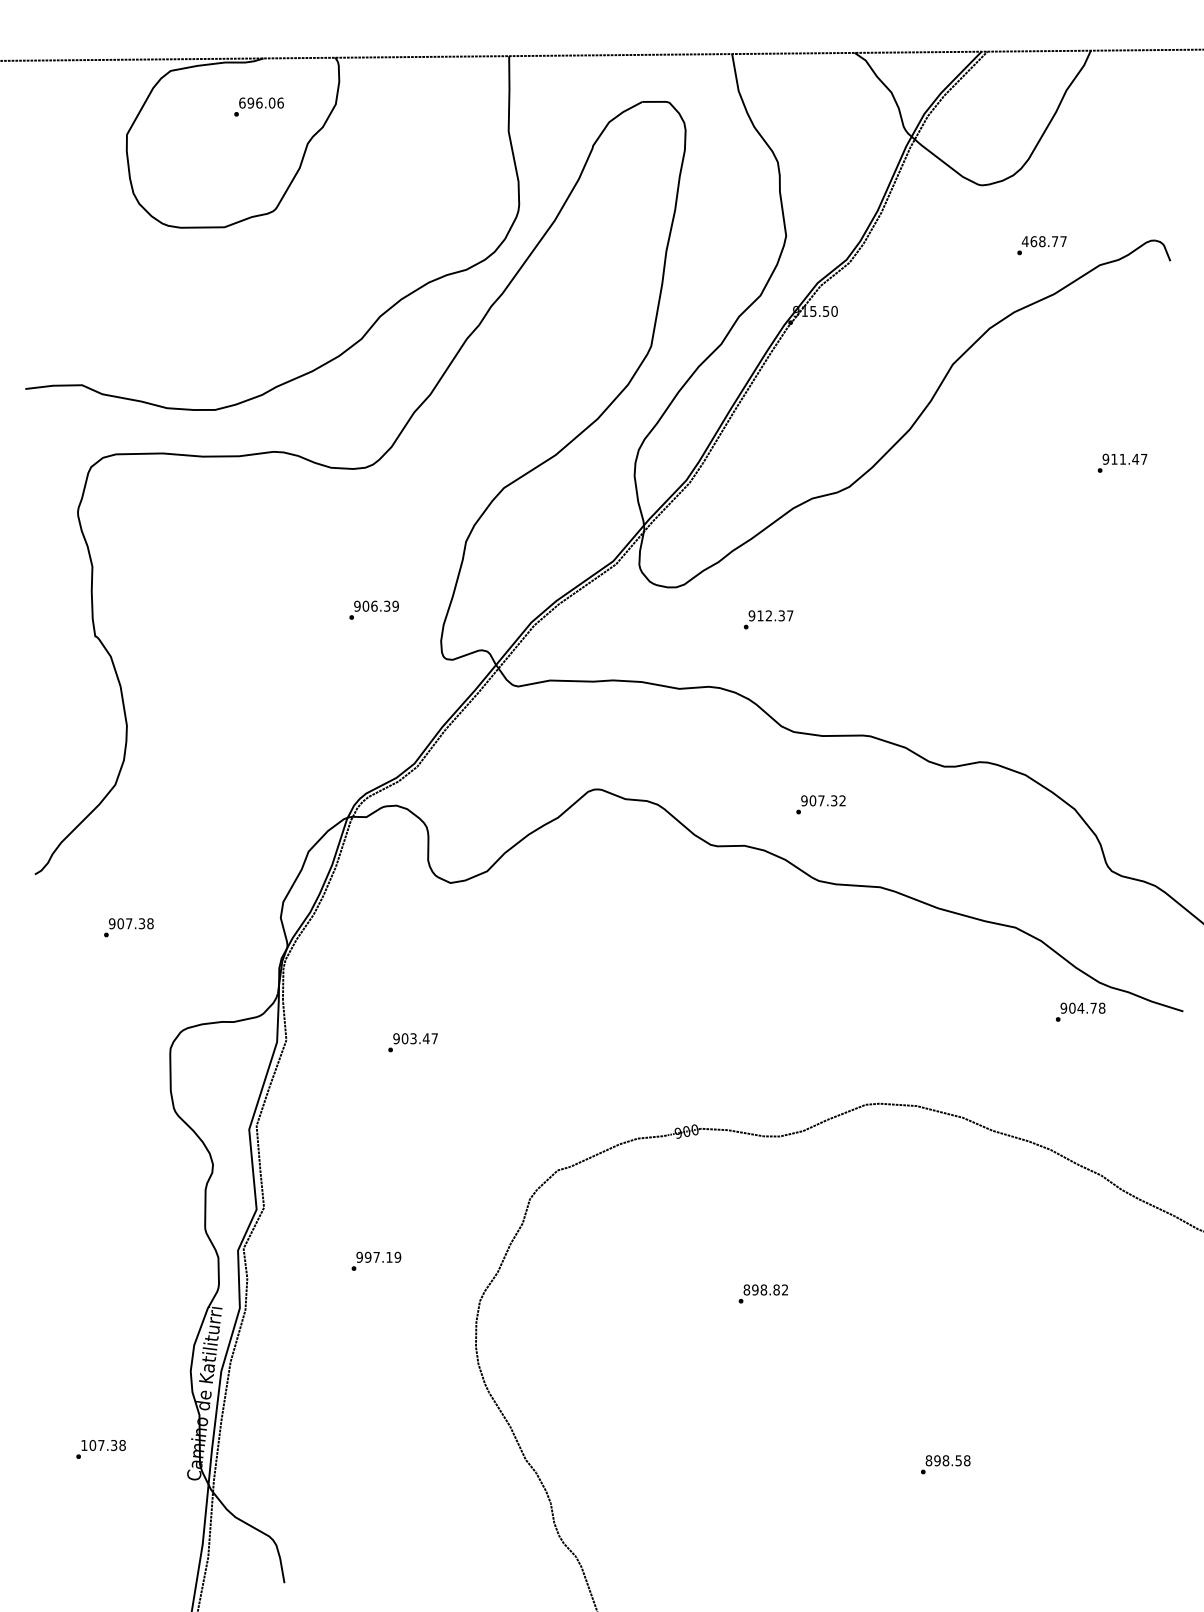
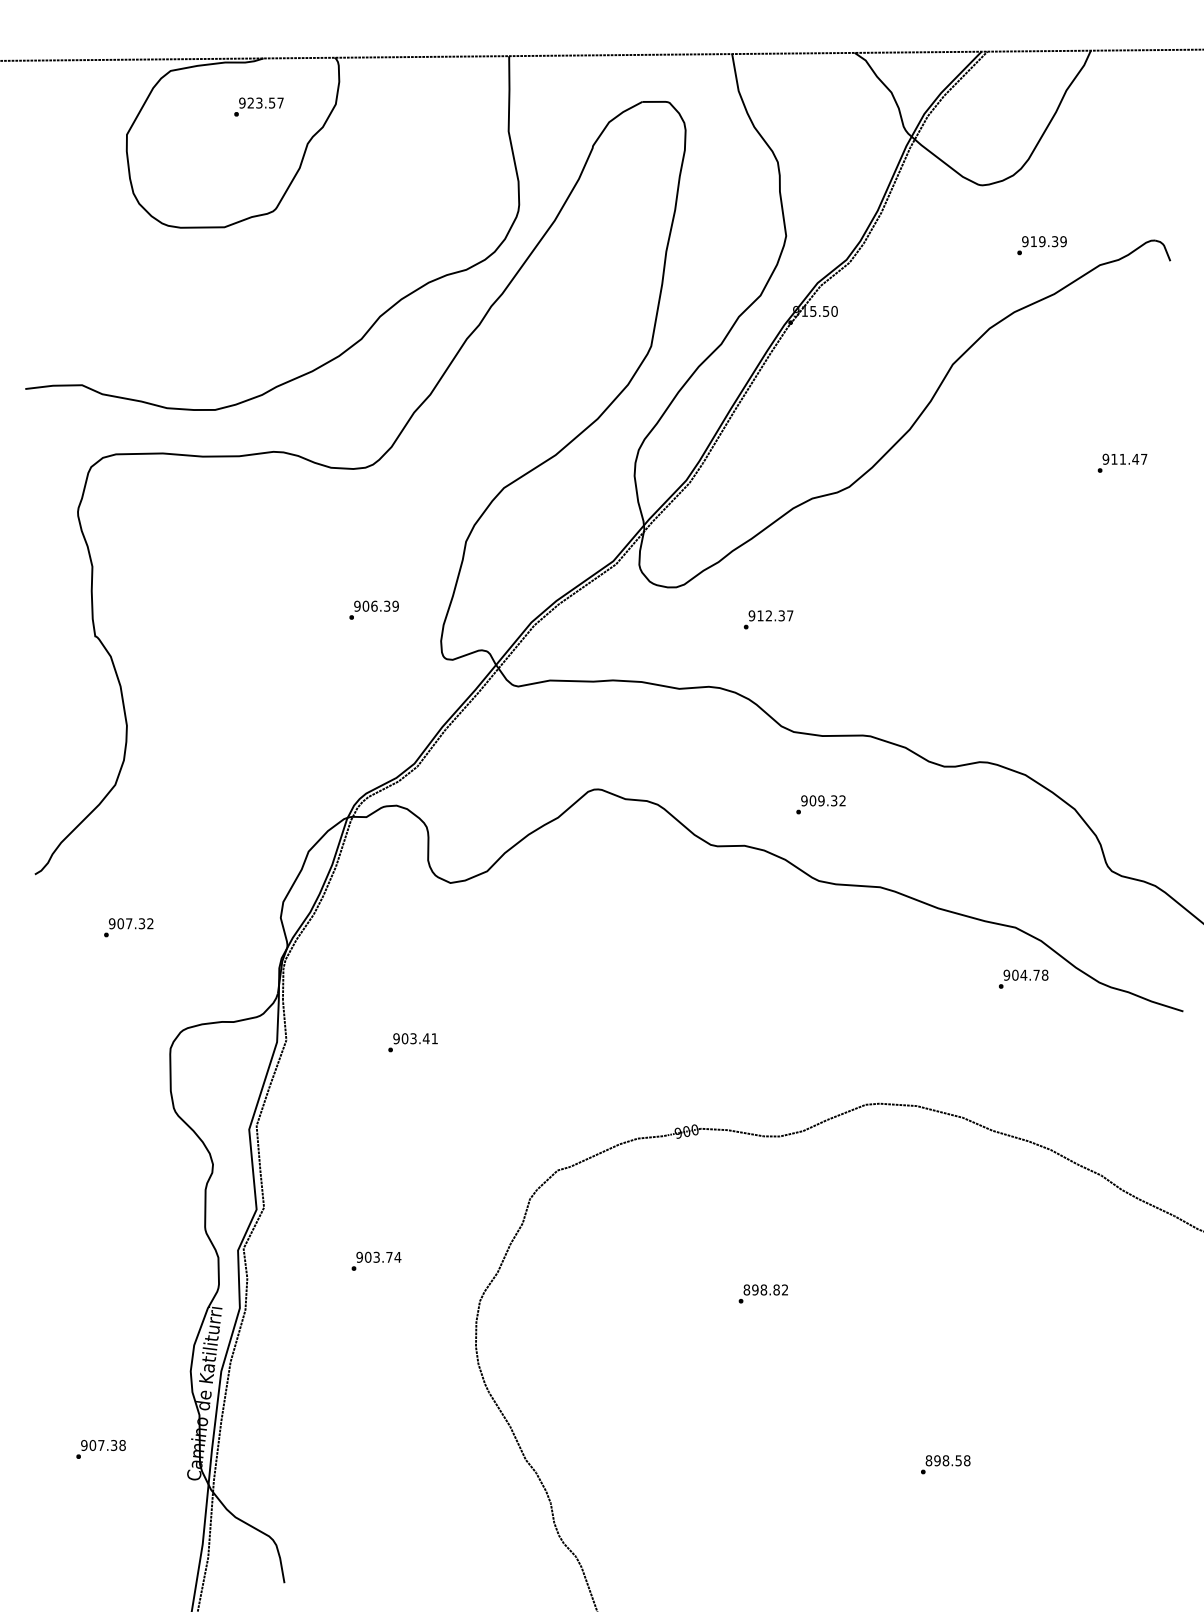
text: 696.06 -> 923.57 (261, 102)
text: 468.77 -> 919.39 (1043, 241)
text: 907.32 -> 909.32 (821, 800)
text: 907.38 -> 907.32 (150, 923)
text position: (1080, 1011) -> (1023, 978) (1023, 978)
text: 903.47 -> 903.41 (434, 1038)
text: 997.19 -> 903.74 (382, 1256)
text: 107.38 -> 907.38 (84, 1445)
